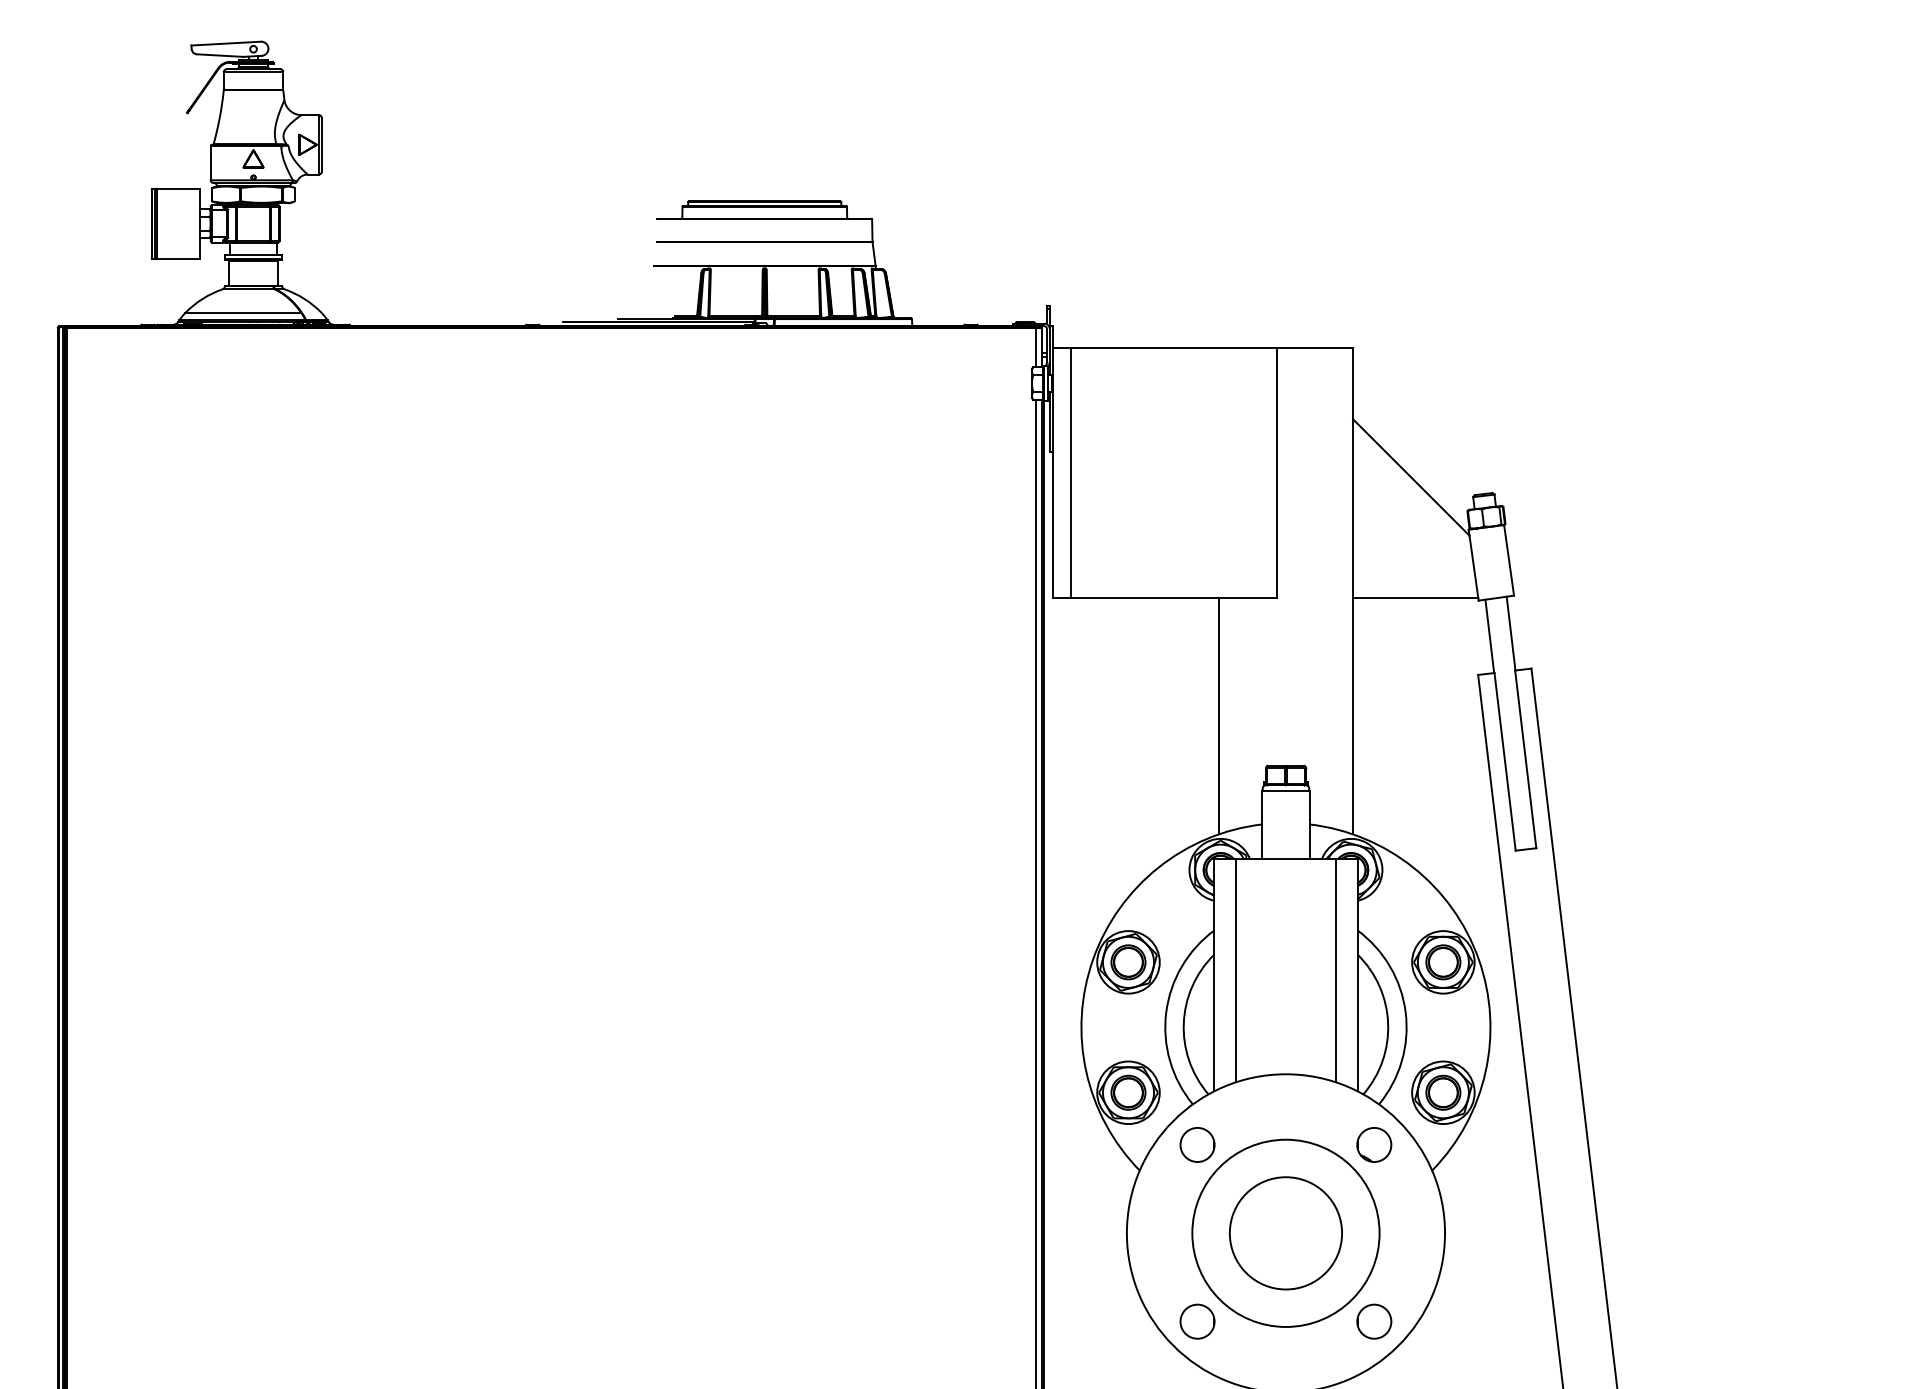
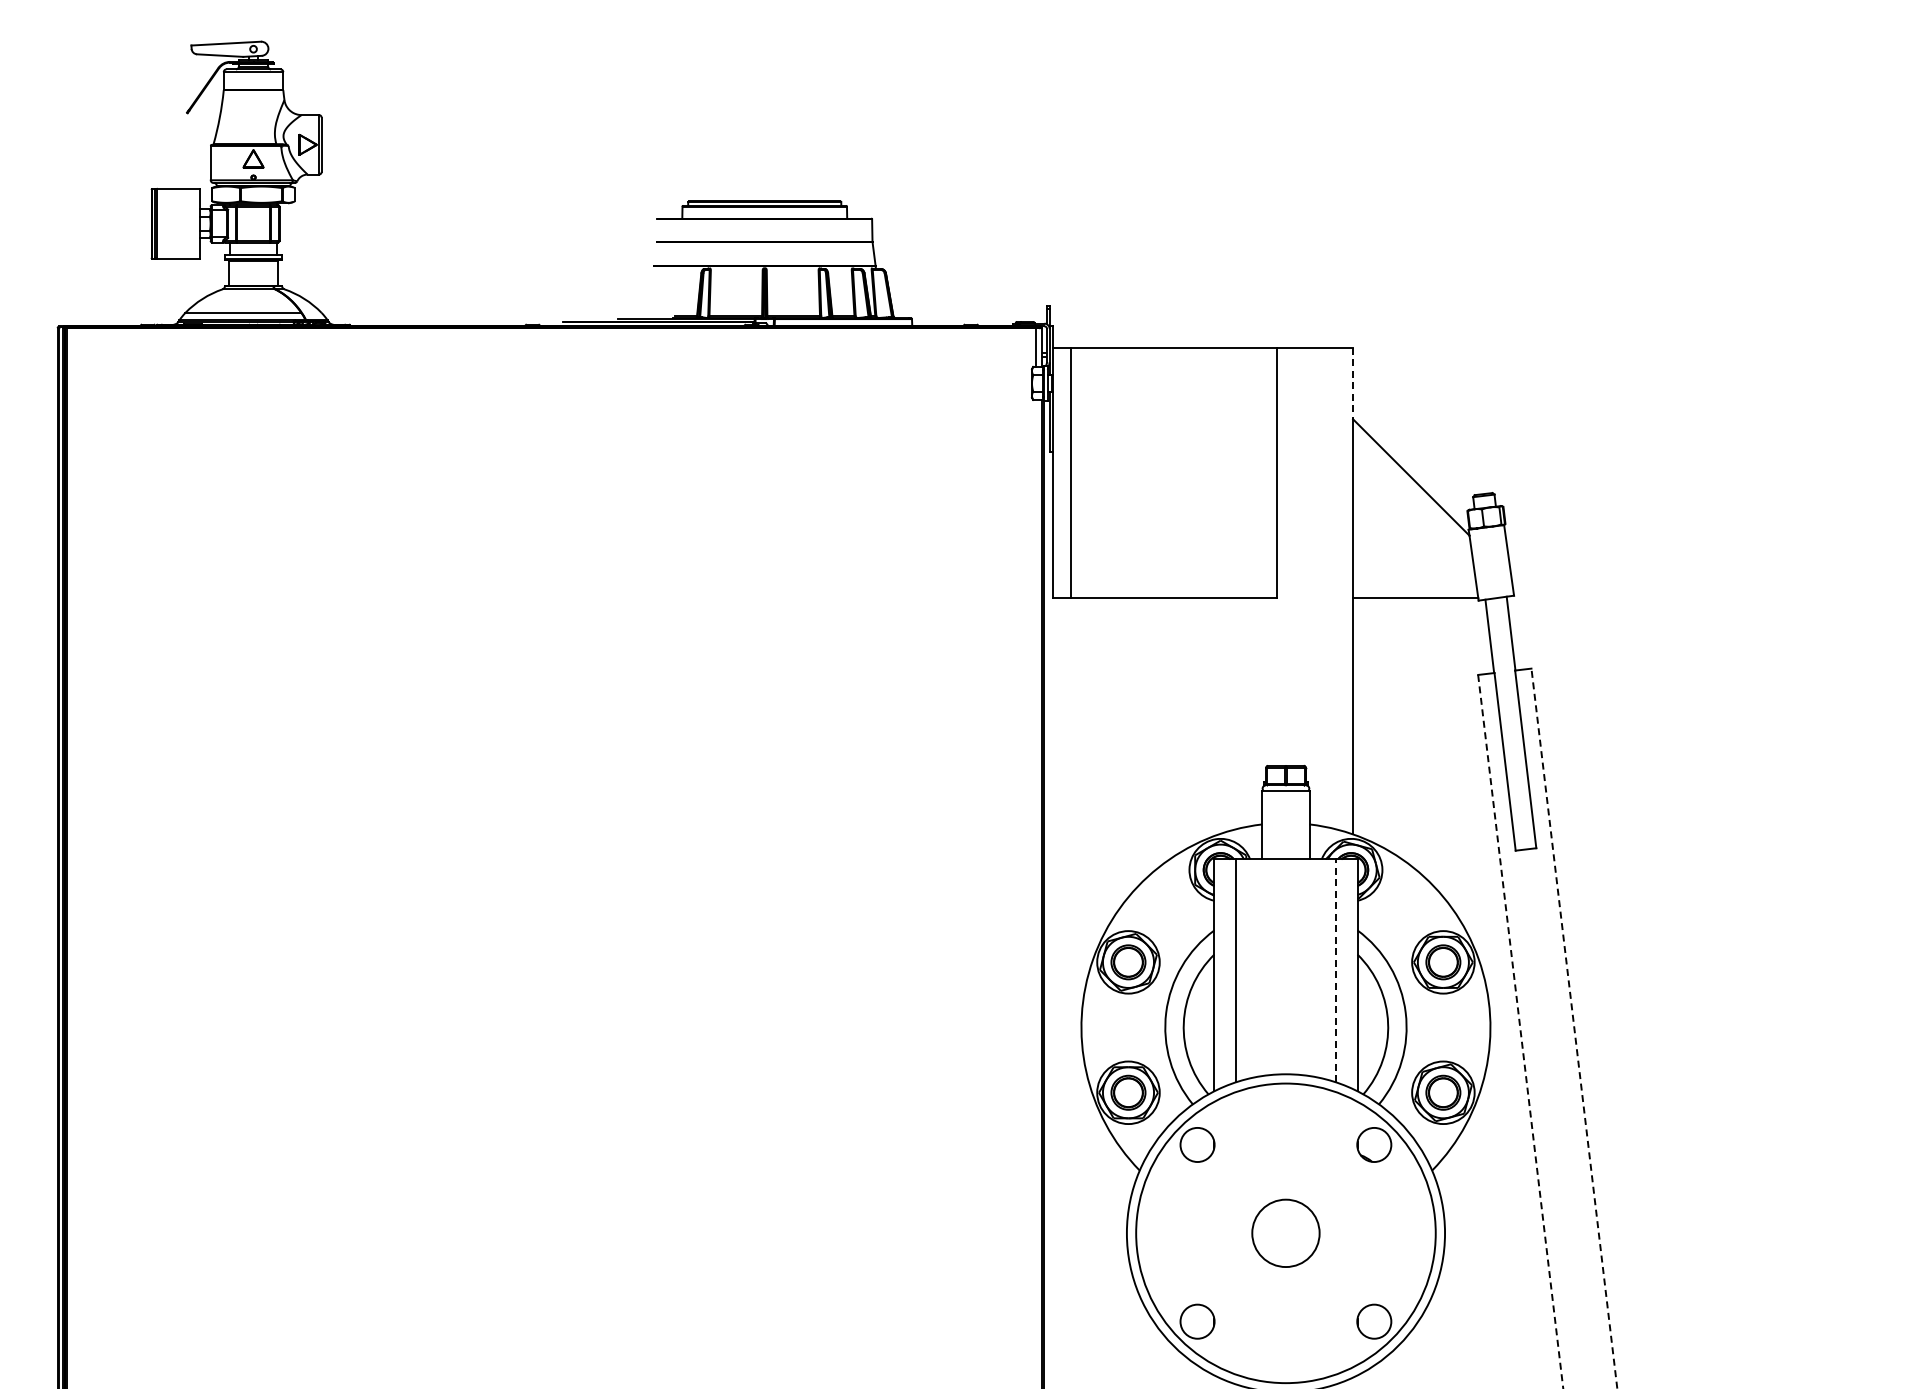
line: solid -> dashed (1353, 383)
line: present -> none (1218, 716)
line: present -> none (1035, 892)
line: solid -> dashed (1336, 970)
line: solid -> dashed (1574, 1027)
line: solid -> dashed (1520, 1032)
circle diameter: 187 px -> 300 px (1285, 1233)
circle diameter: 112 px -> 67 px (1285, 1233)
